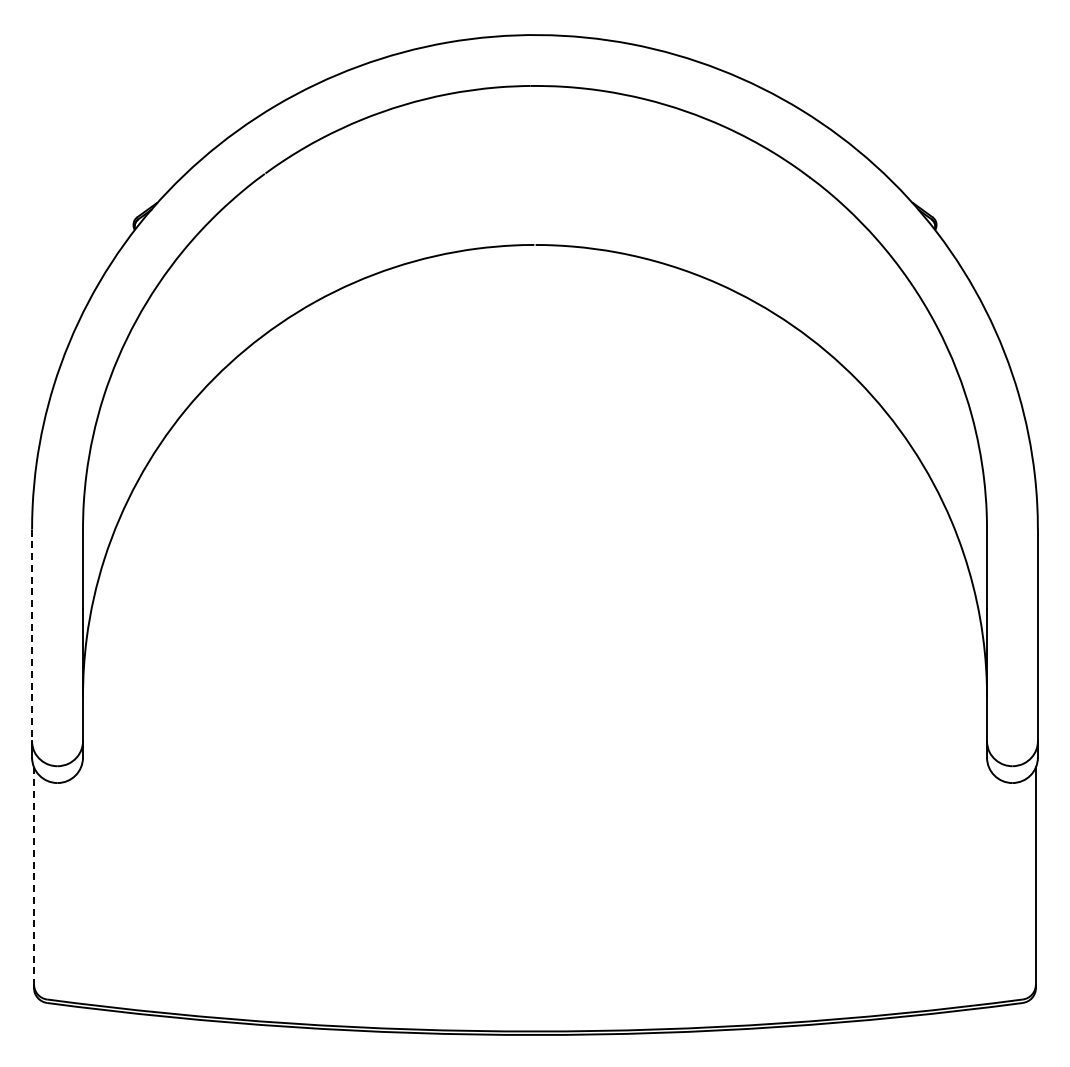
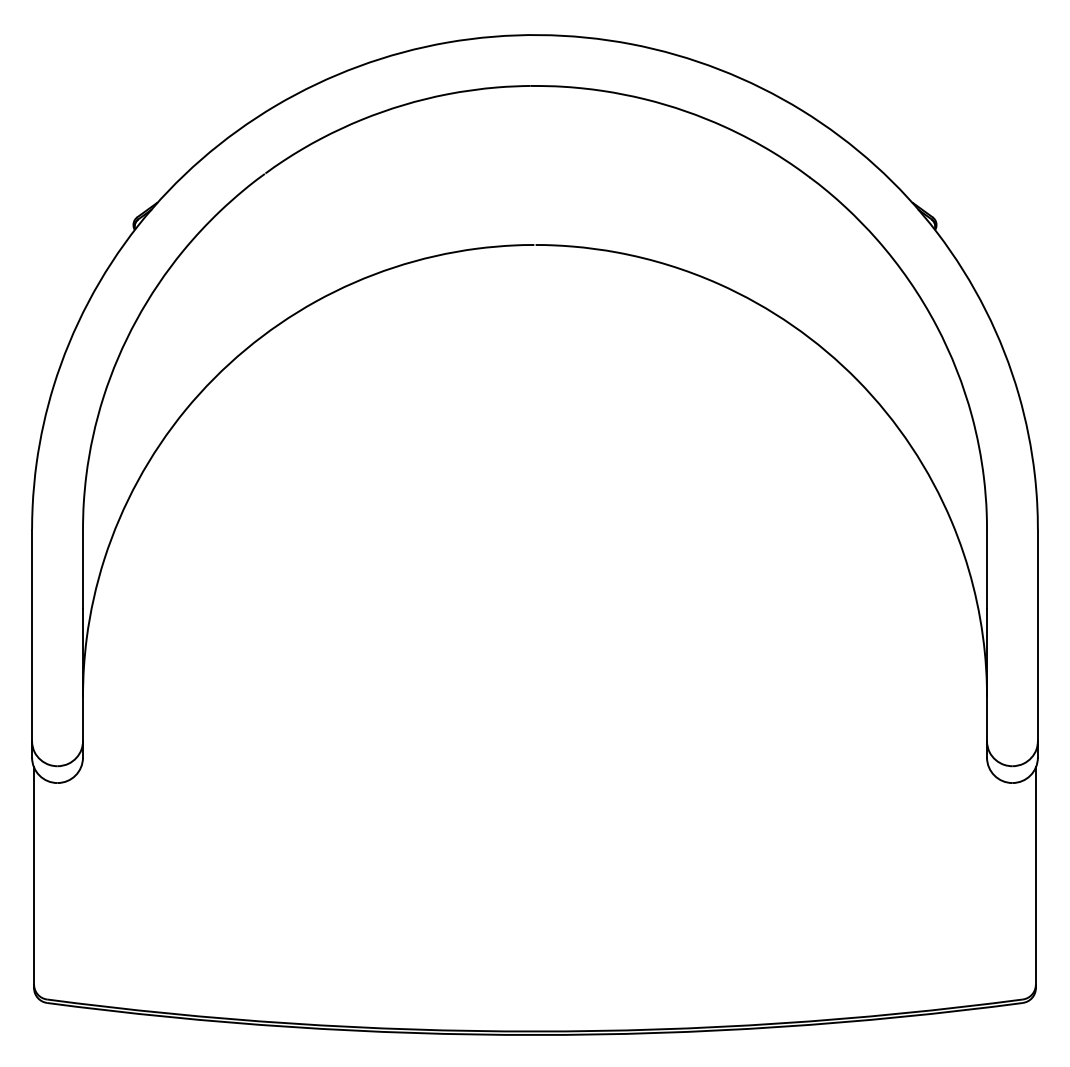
line: dashed -> solid (32, 635)
line: dashed -> solid (34, 876)
